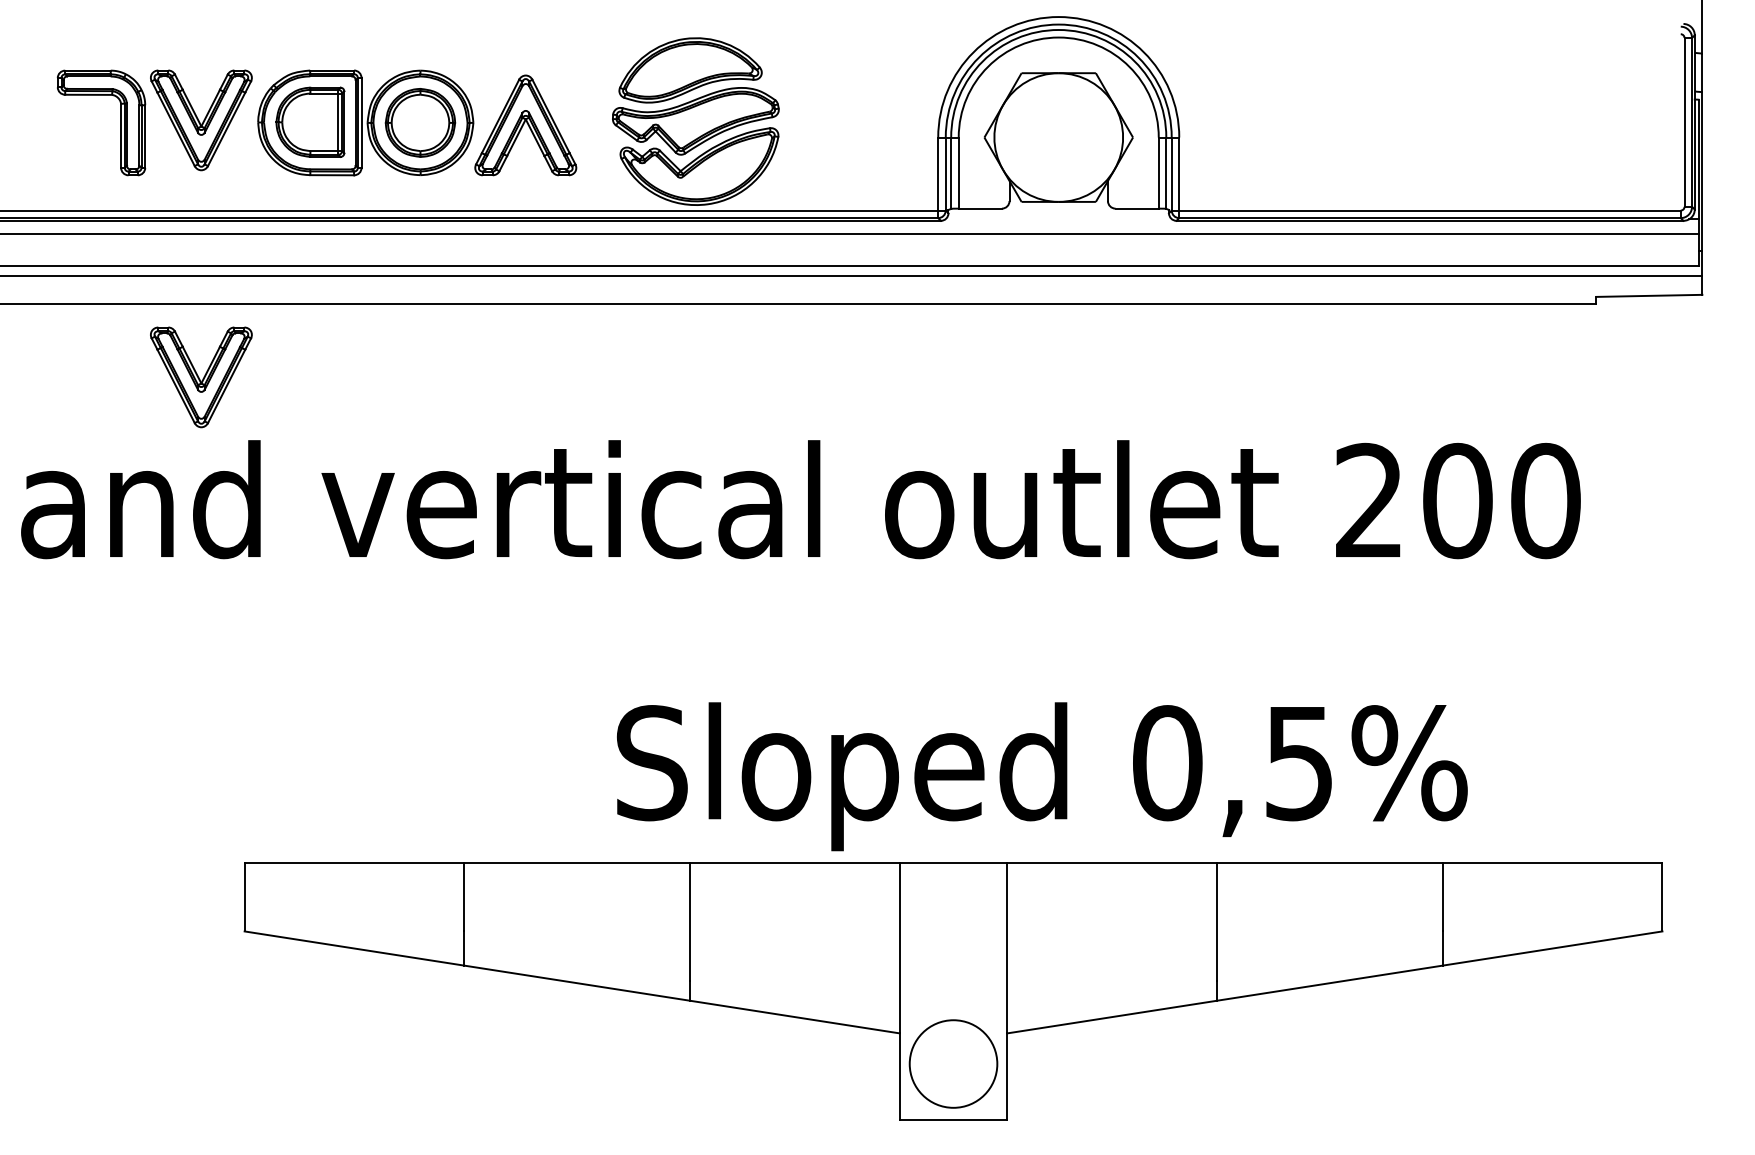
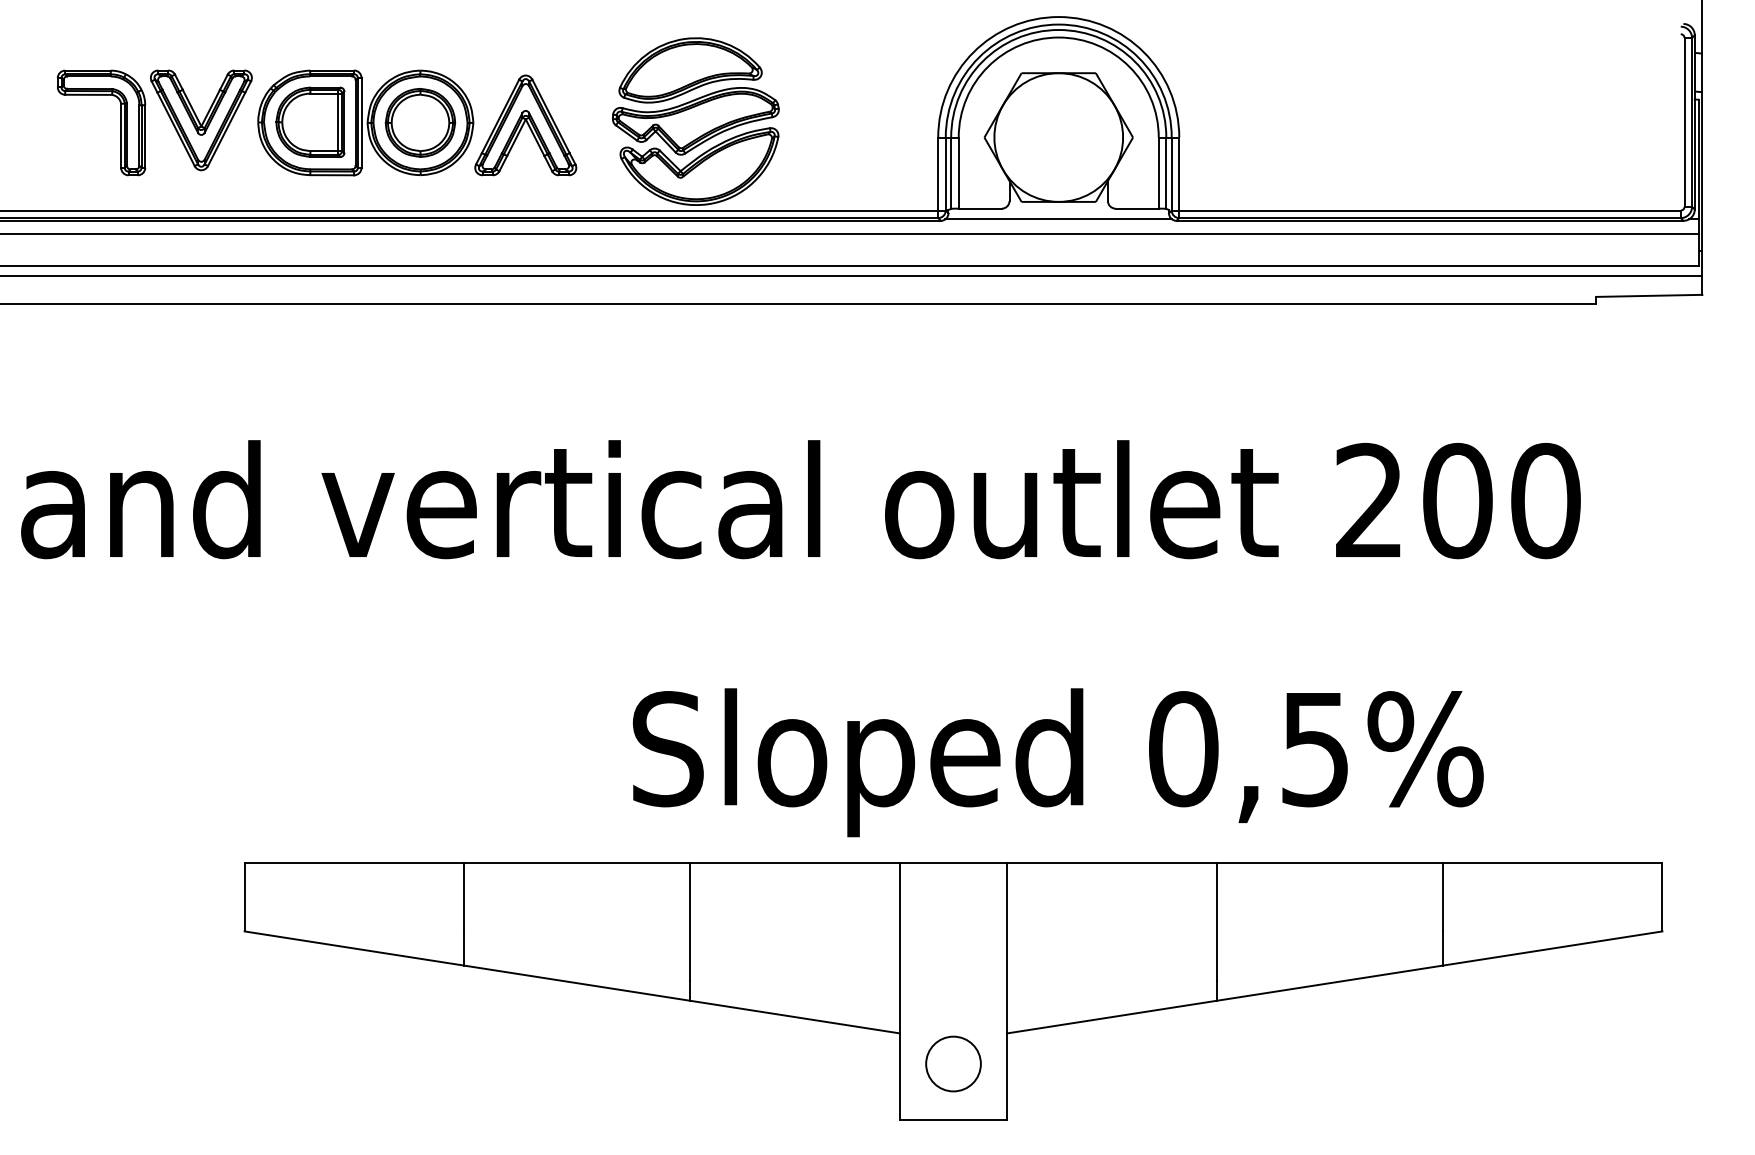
line: none -> present (1058, 219)
part: present -> none (201, 377)
text position: (1042, 776) -> (1058, 762) (1058, 762)
circle diameter: 88 px -> 55 px (953, 1063)
